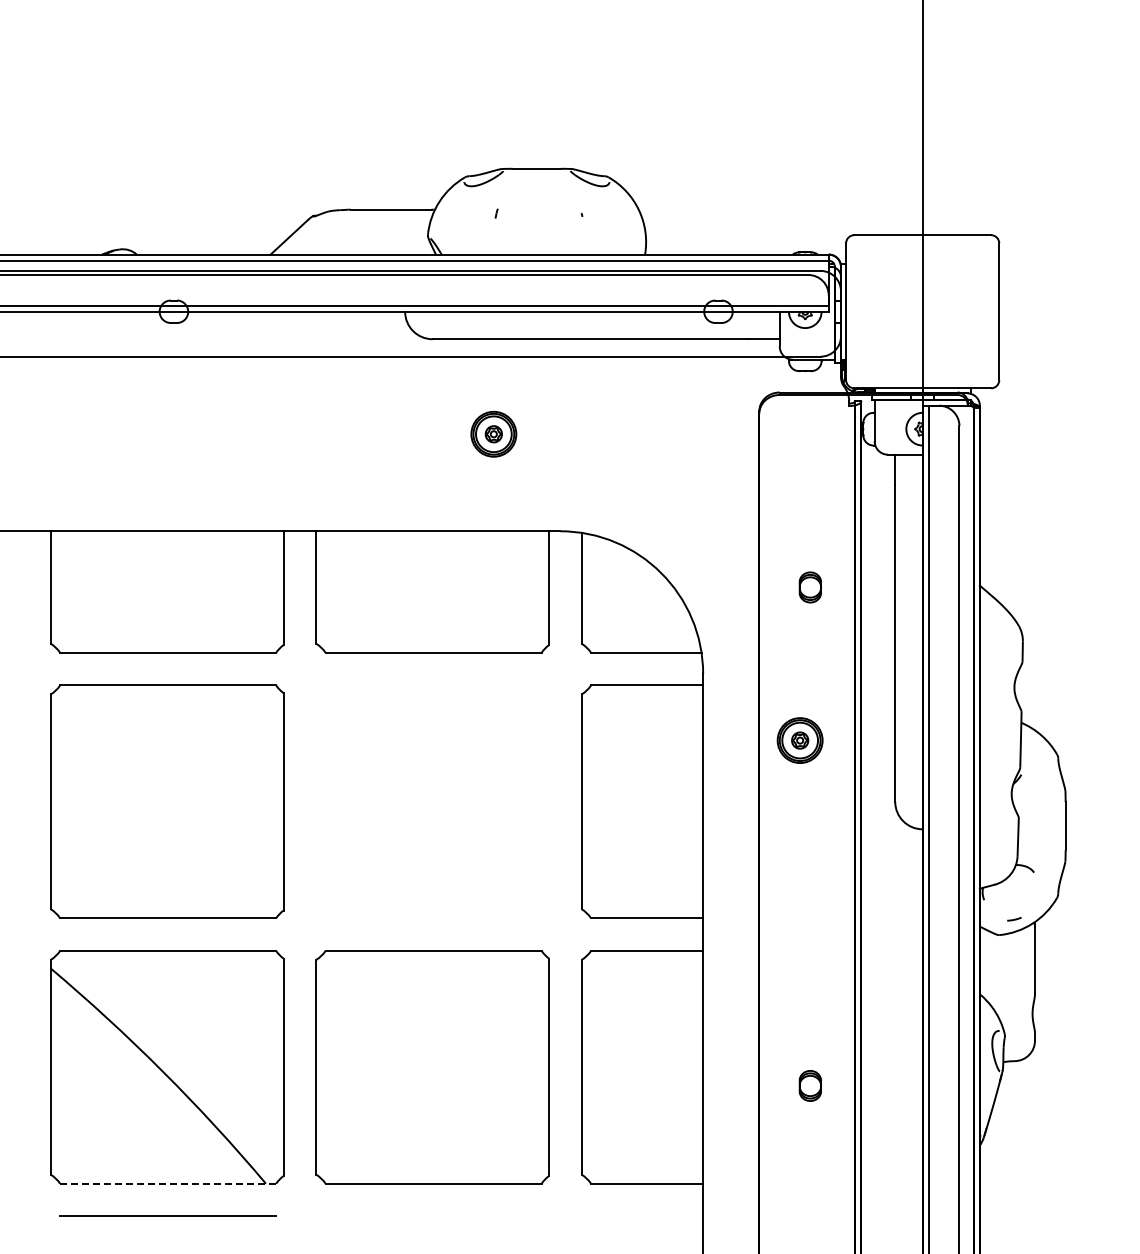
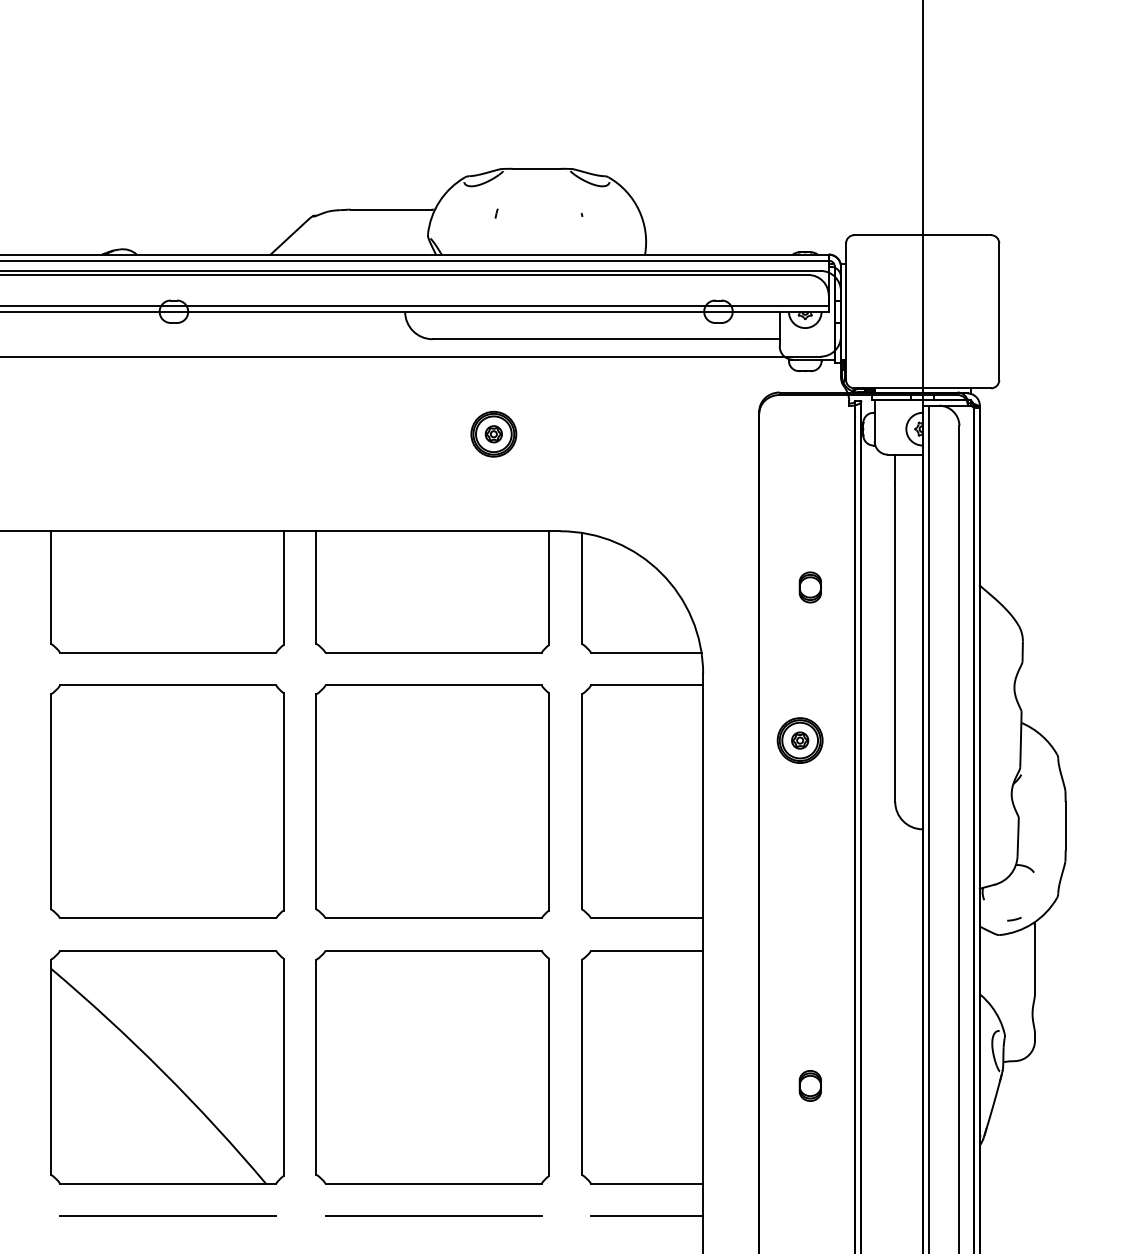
part: none -> present (432, 801)
line: dashed -> solid (167, 1183)
line: none -> present (433, 1216)
line: none -> present (647, 1216)
